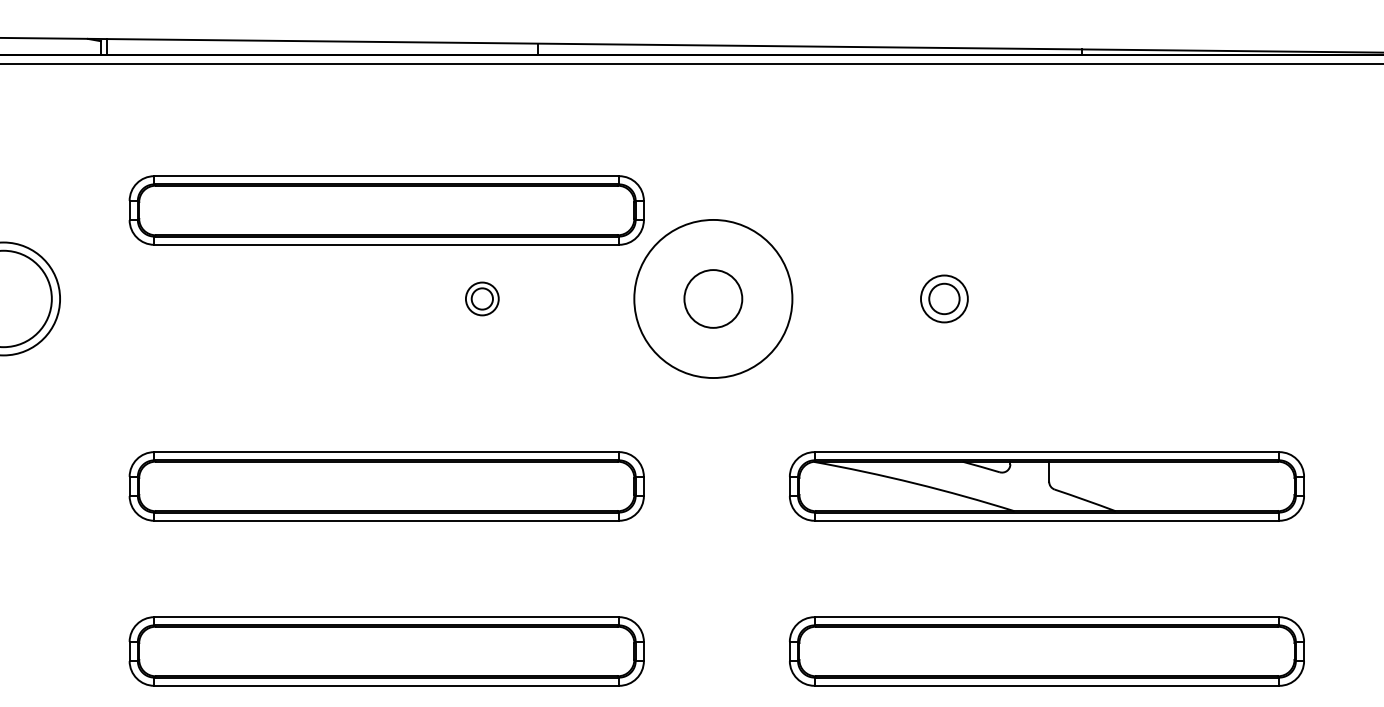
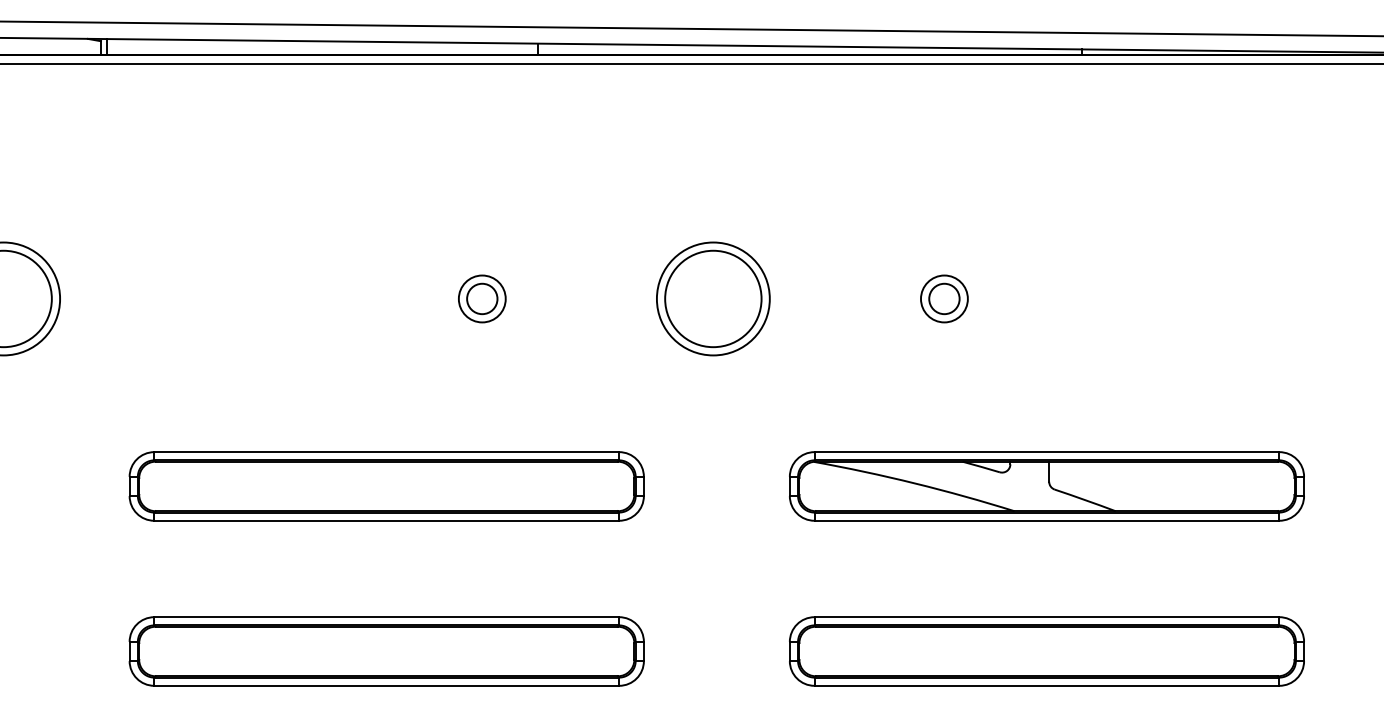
line: none -> present (691, 28)
part: present -> none (386, 210)
part size: 35x36 px -> 49x50 px (482, 298)
circle diameter: 158 px -> 113 px (712, 298)
circle diameter: 58 px -> 96 px (713, 298)
